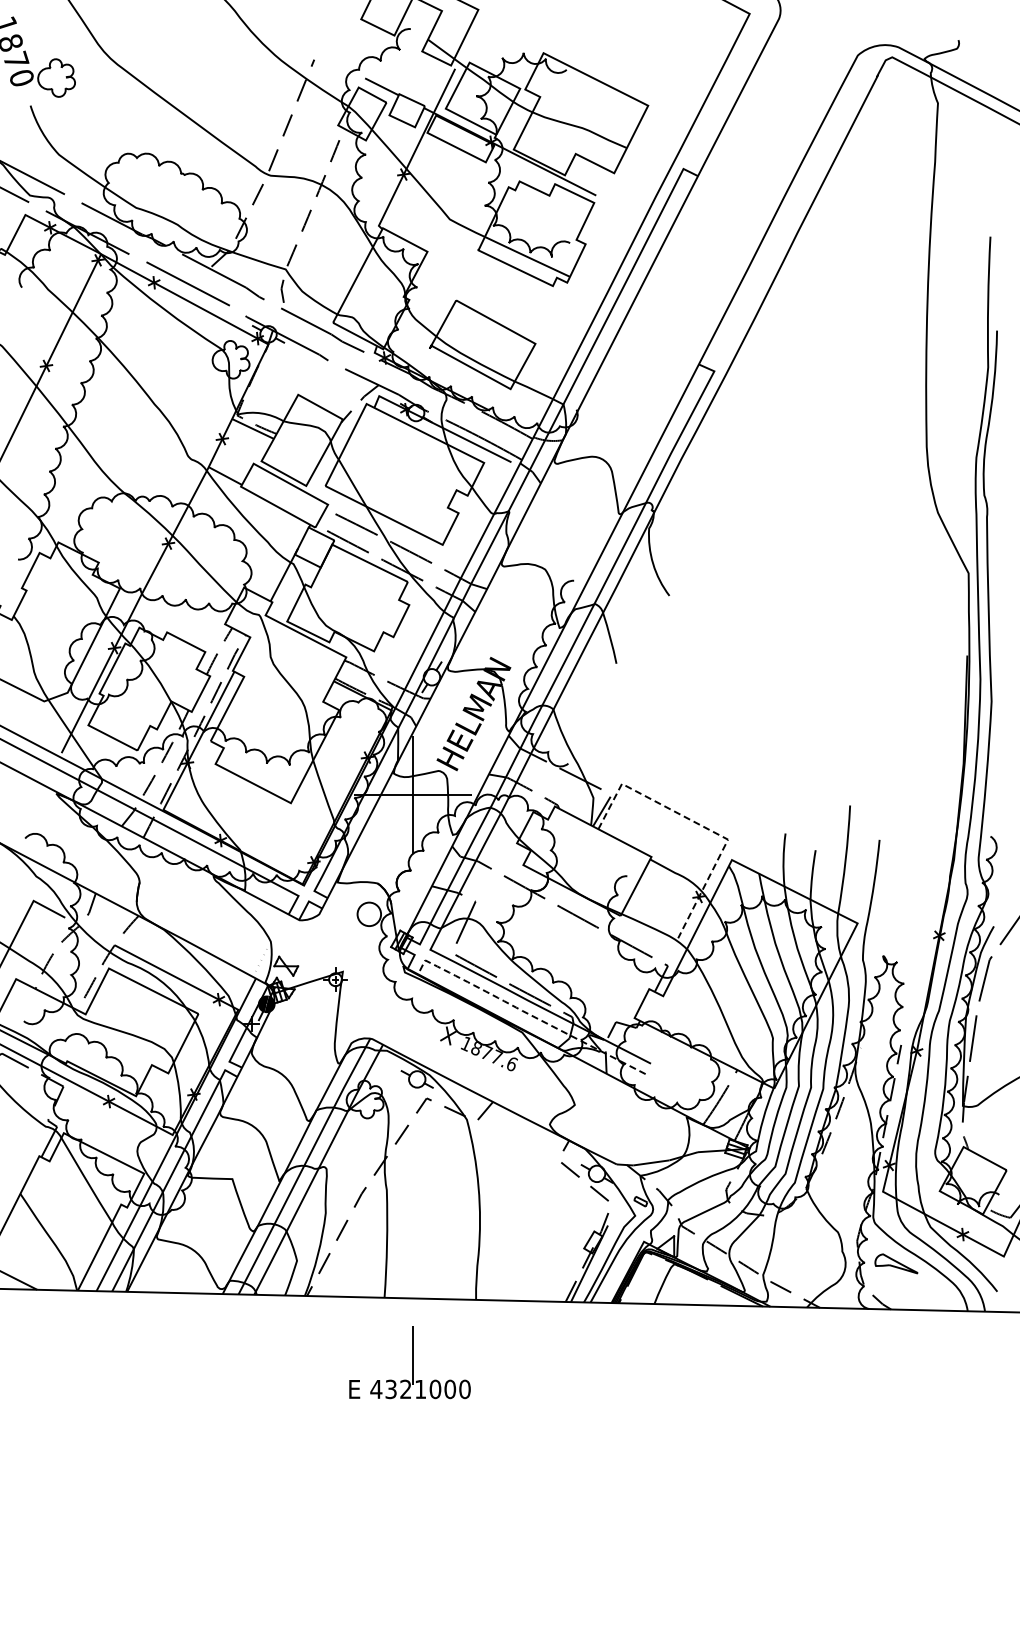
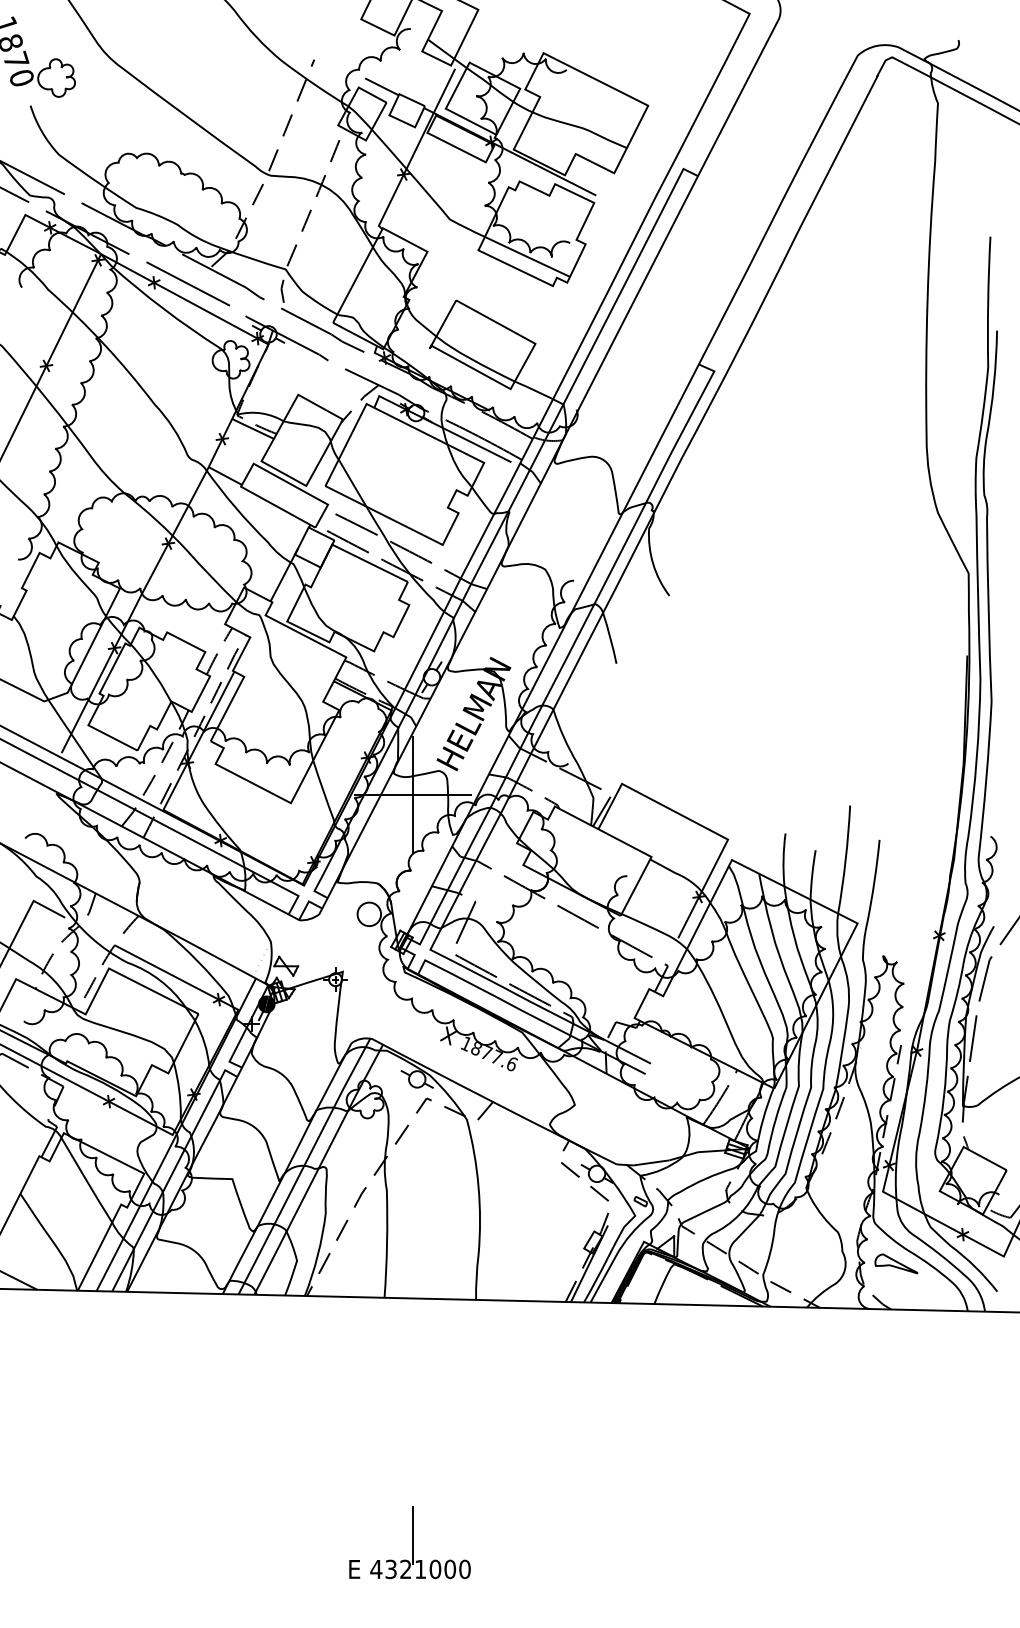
line: dashed -> solid (701, 825)
line: dashed -> solid (524, 1012)
part position: (409, 1362) -> (409, 1542) (409, 1542)
